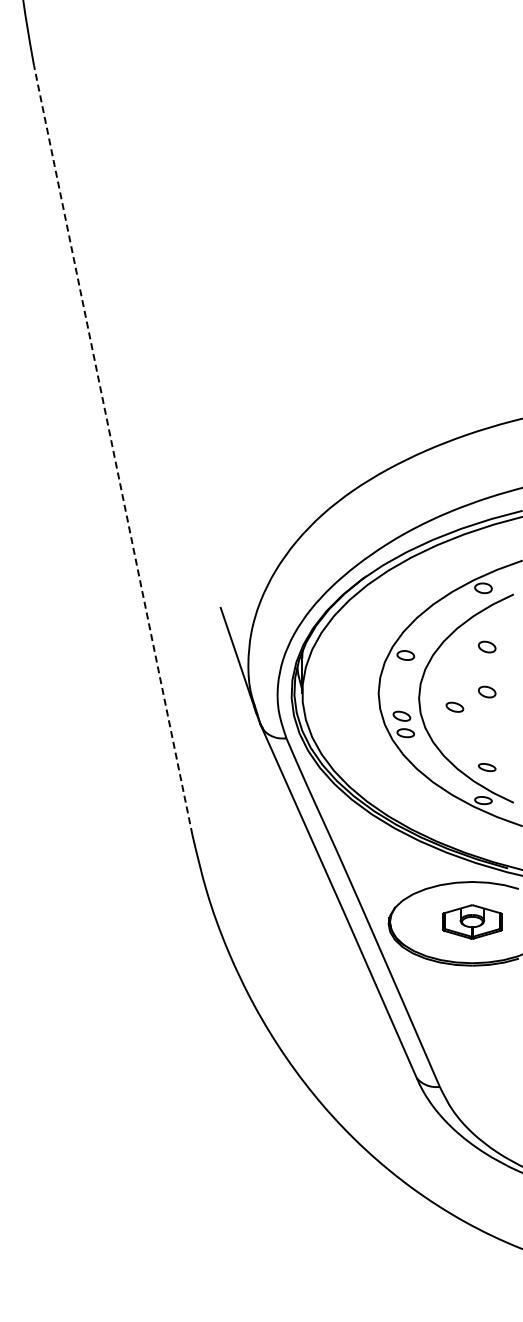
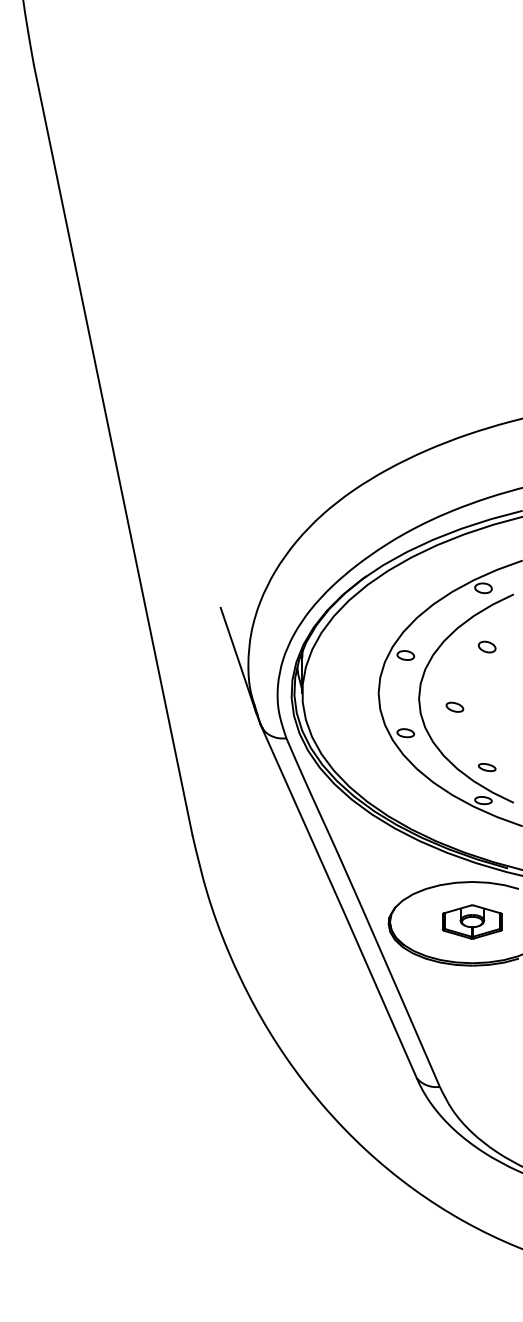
line: dashed -> solid (113, 450)
part: present -> none (487, 691)
part: present -> none (401, 715)
